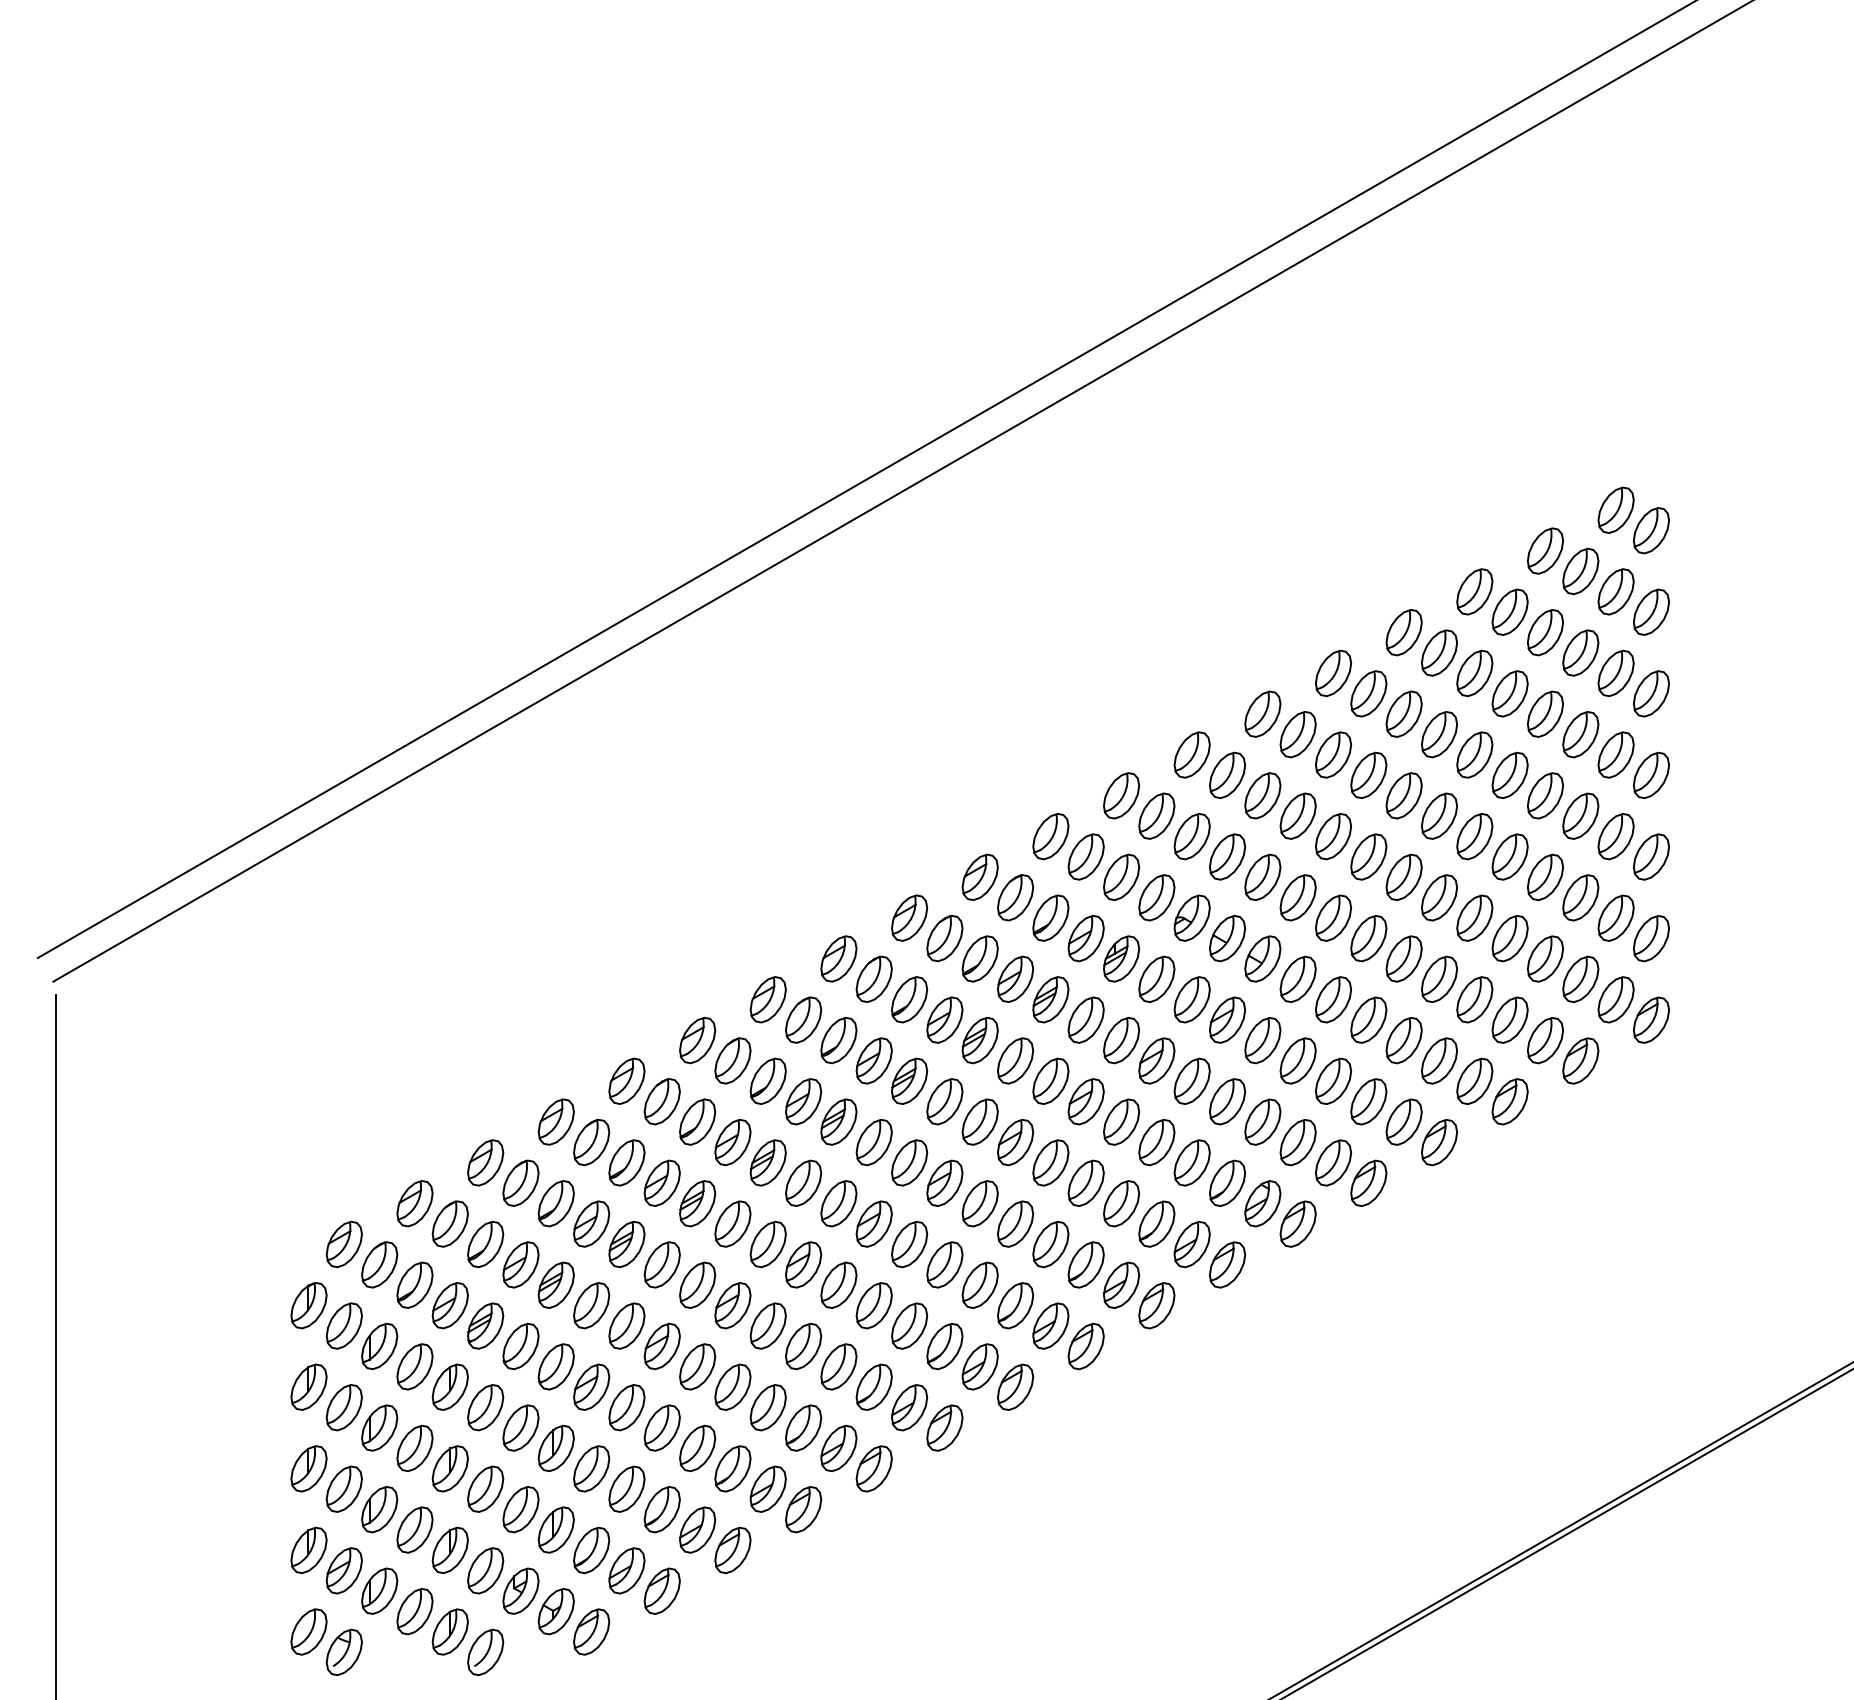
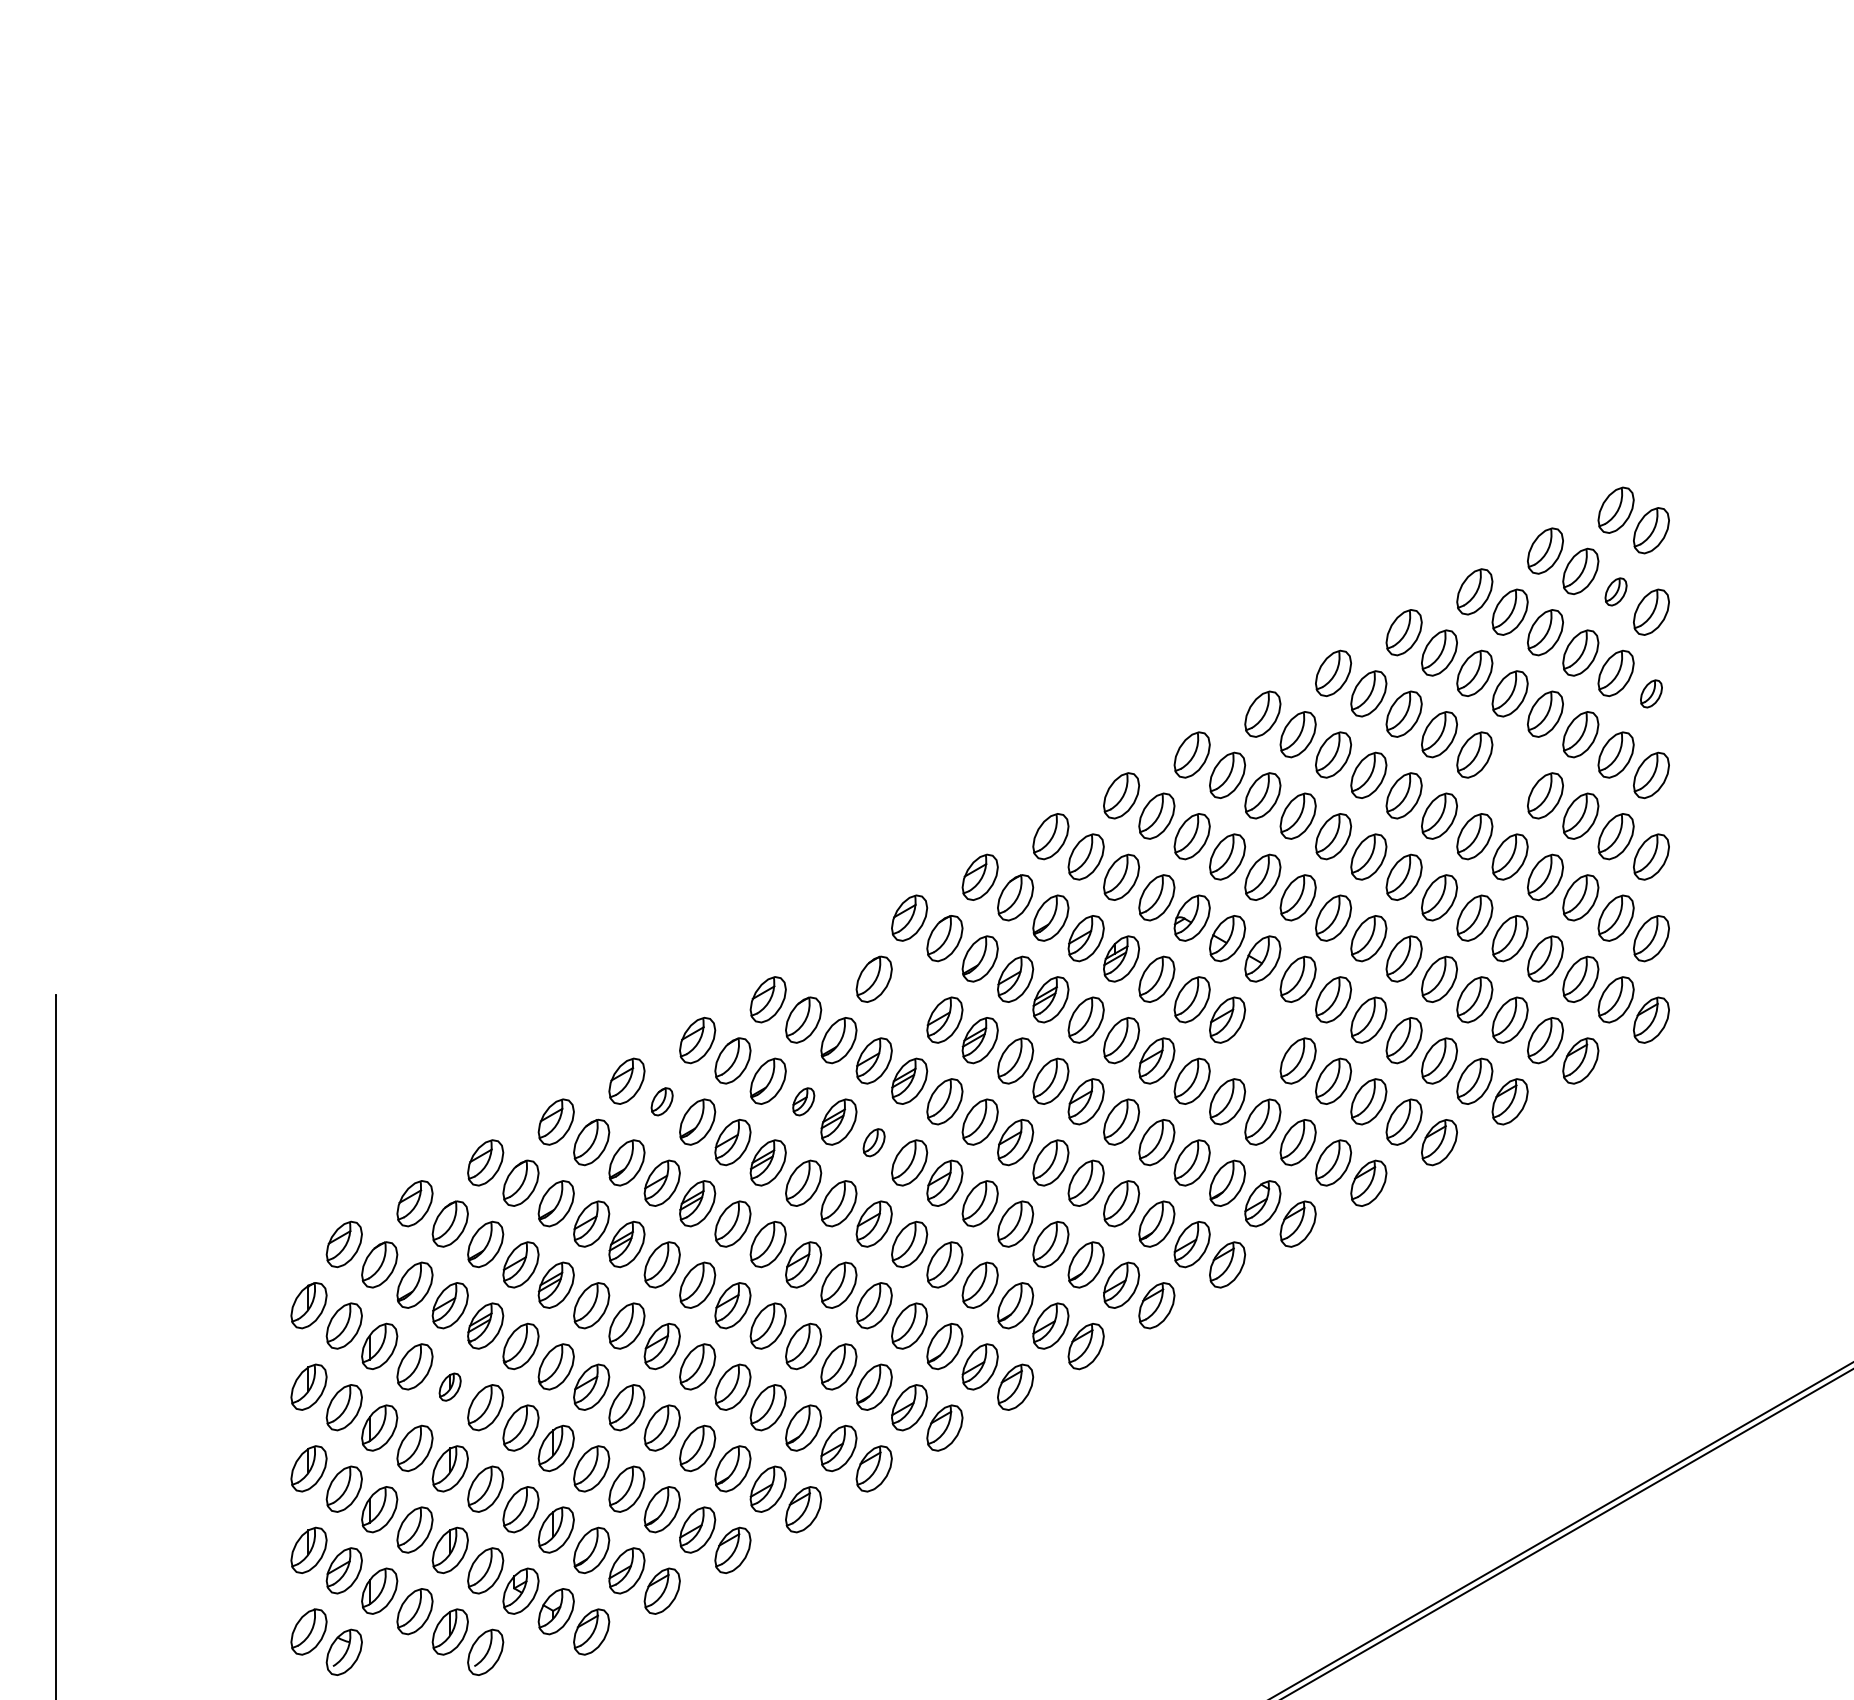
line: present -> none (865, 480)
line: present -> none (901, 491)
part size: 38x48 px -> 24x30 px (1615, 591)
part size: 37x48 px -> 23x30 px (1651, 693)
part: present -> none (1509, 774)
part: present -> none (838, 958)
part: present -> none (909, 999)
part: present -> none (1262, 1040)
part size: 38x48 px -> 24x30 px (661, 1101)
part size: 38x48 px -> 24x30 px (803, 1101)
part size: 38x48 px -> 24x30 px (873, 1142)
part size: 38x48 px -> 24x30 px (449, 1386)
